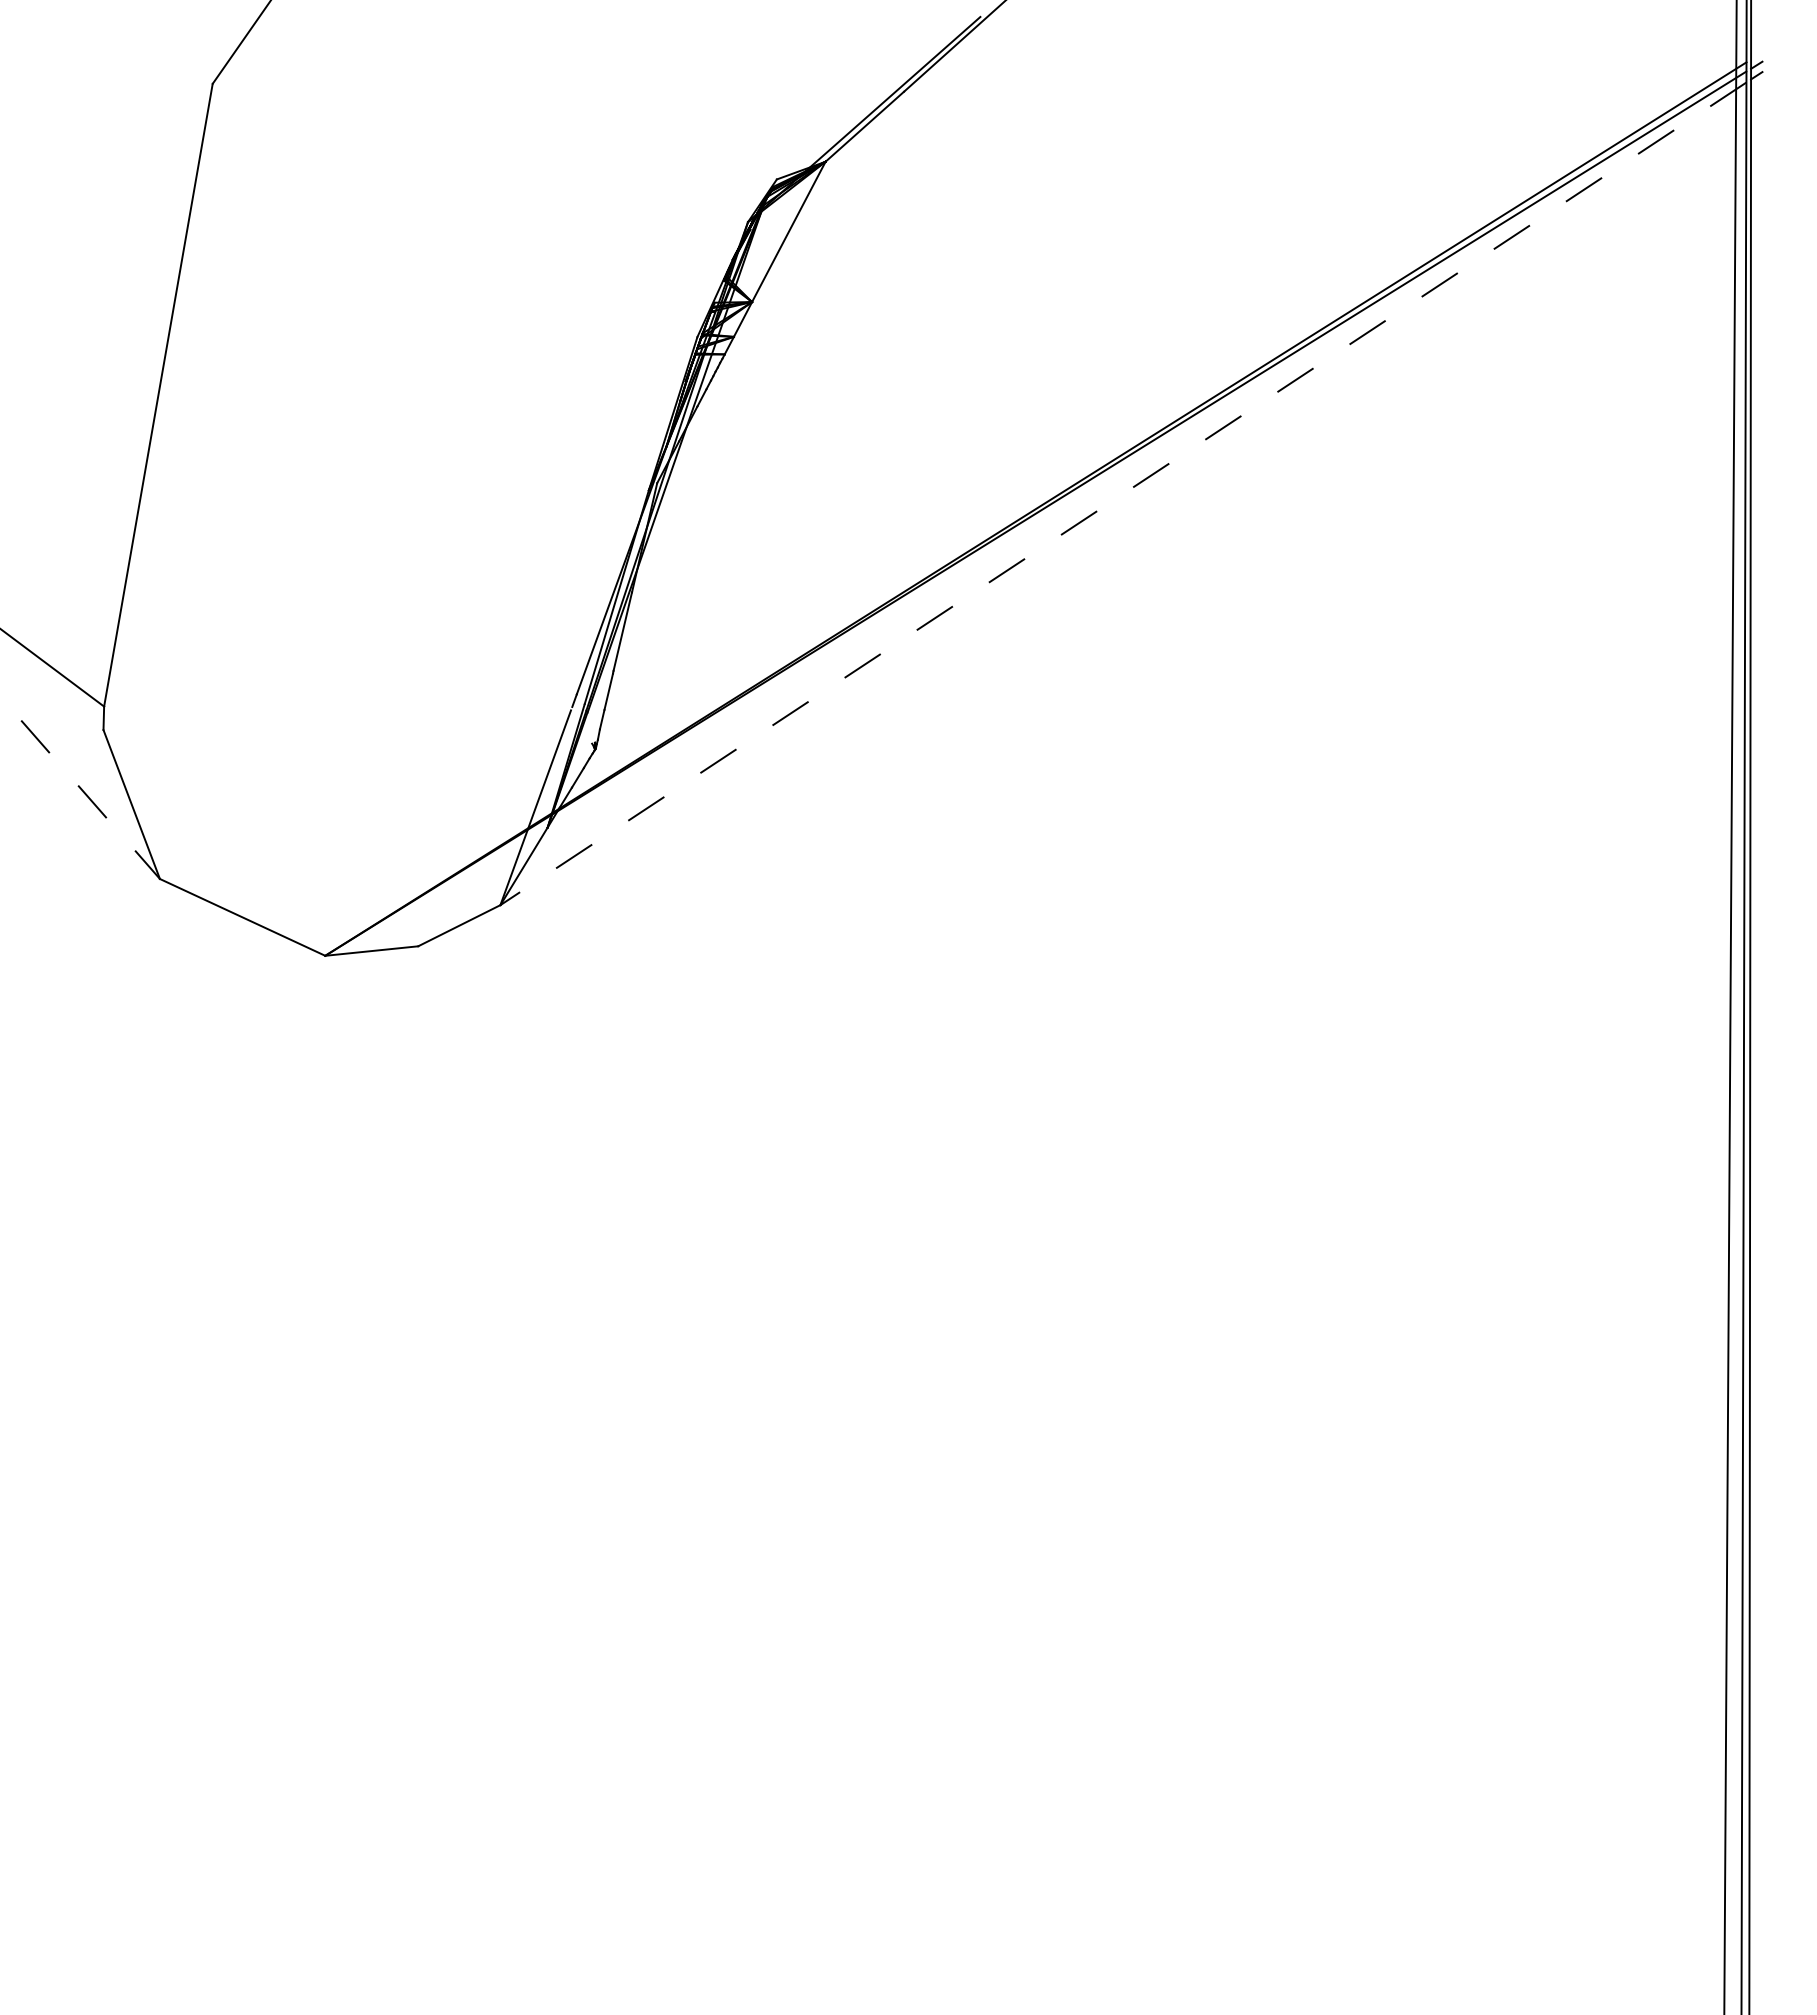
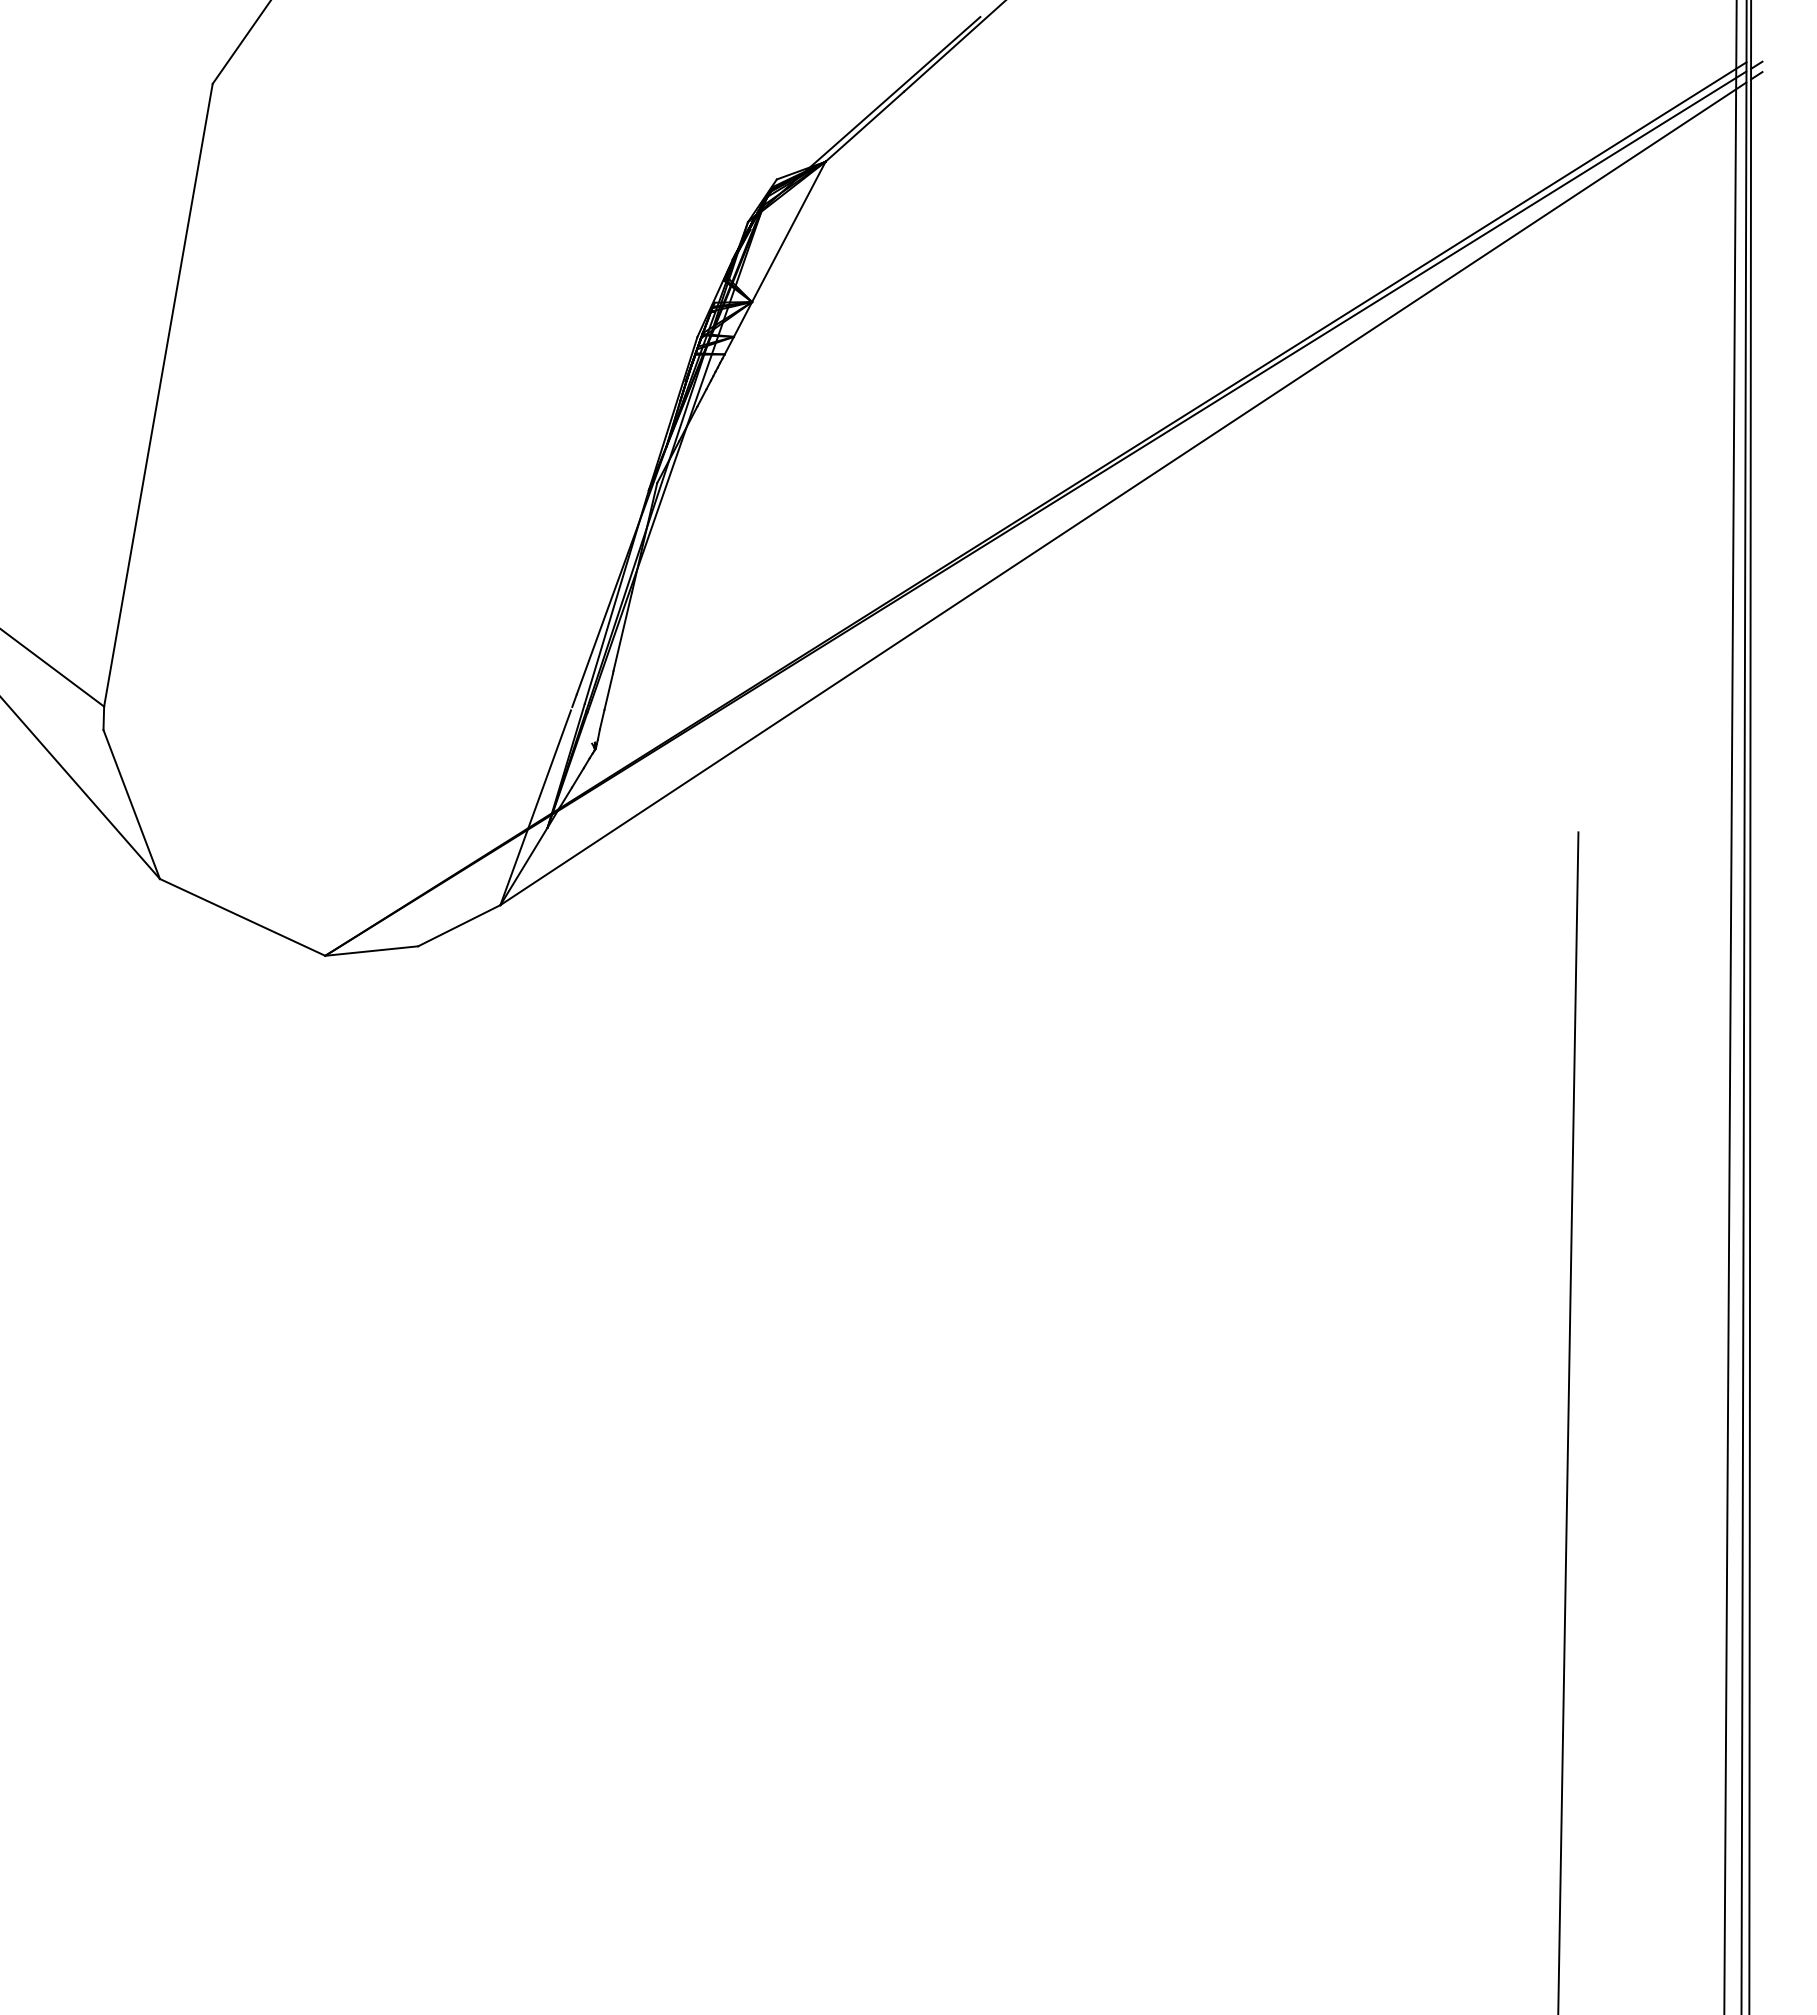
line: dashed -> solid (1122, 494)
line: dashed -> solid (80, 787)
line: none -> present (1568, 1421)
